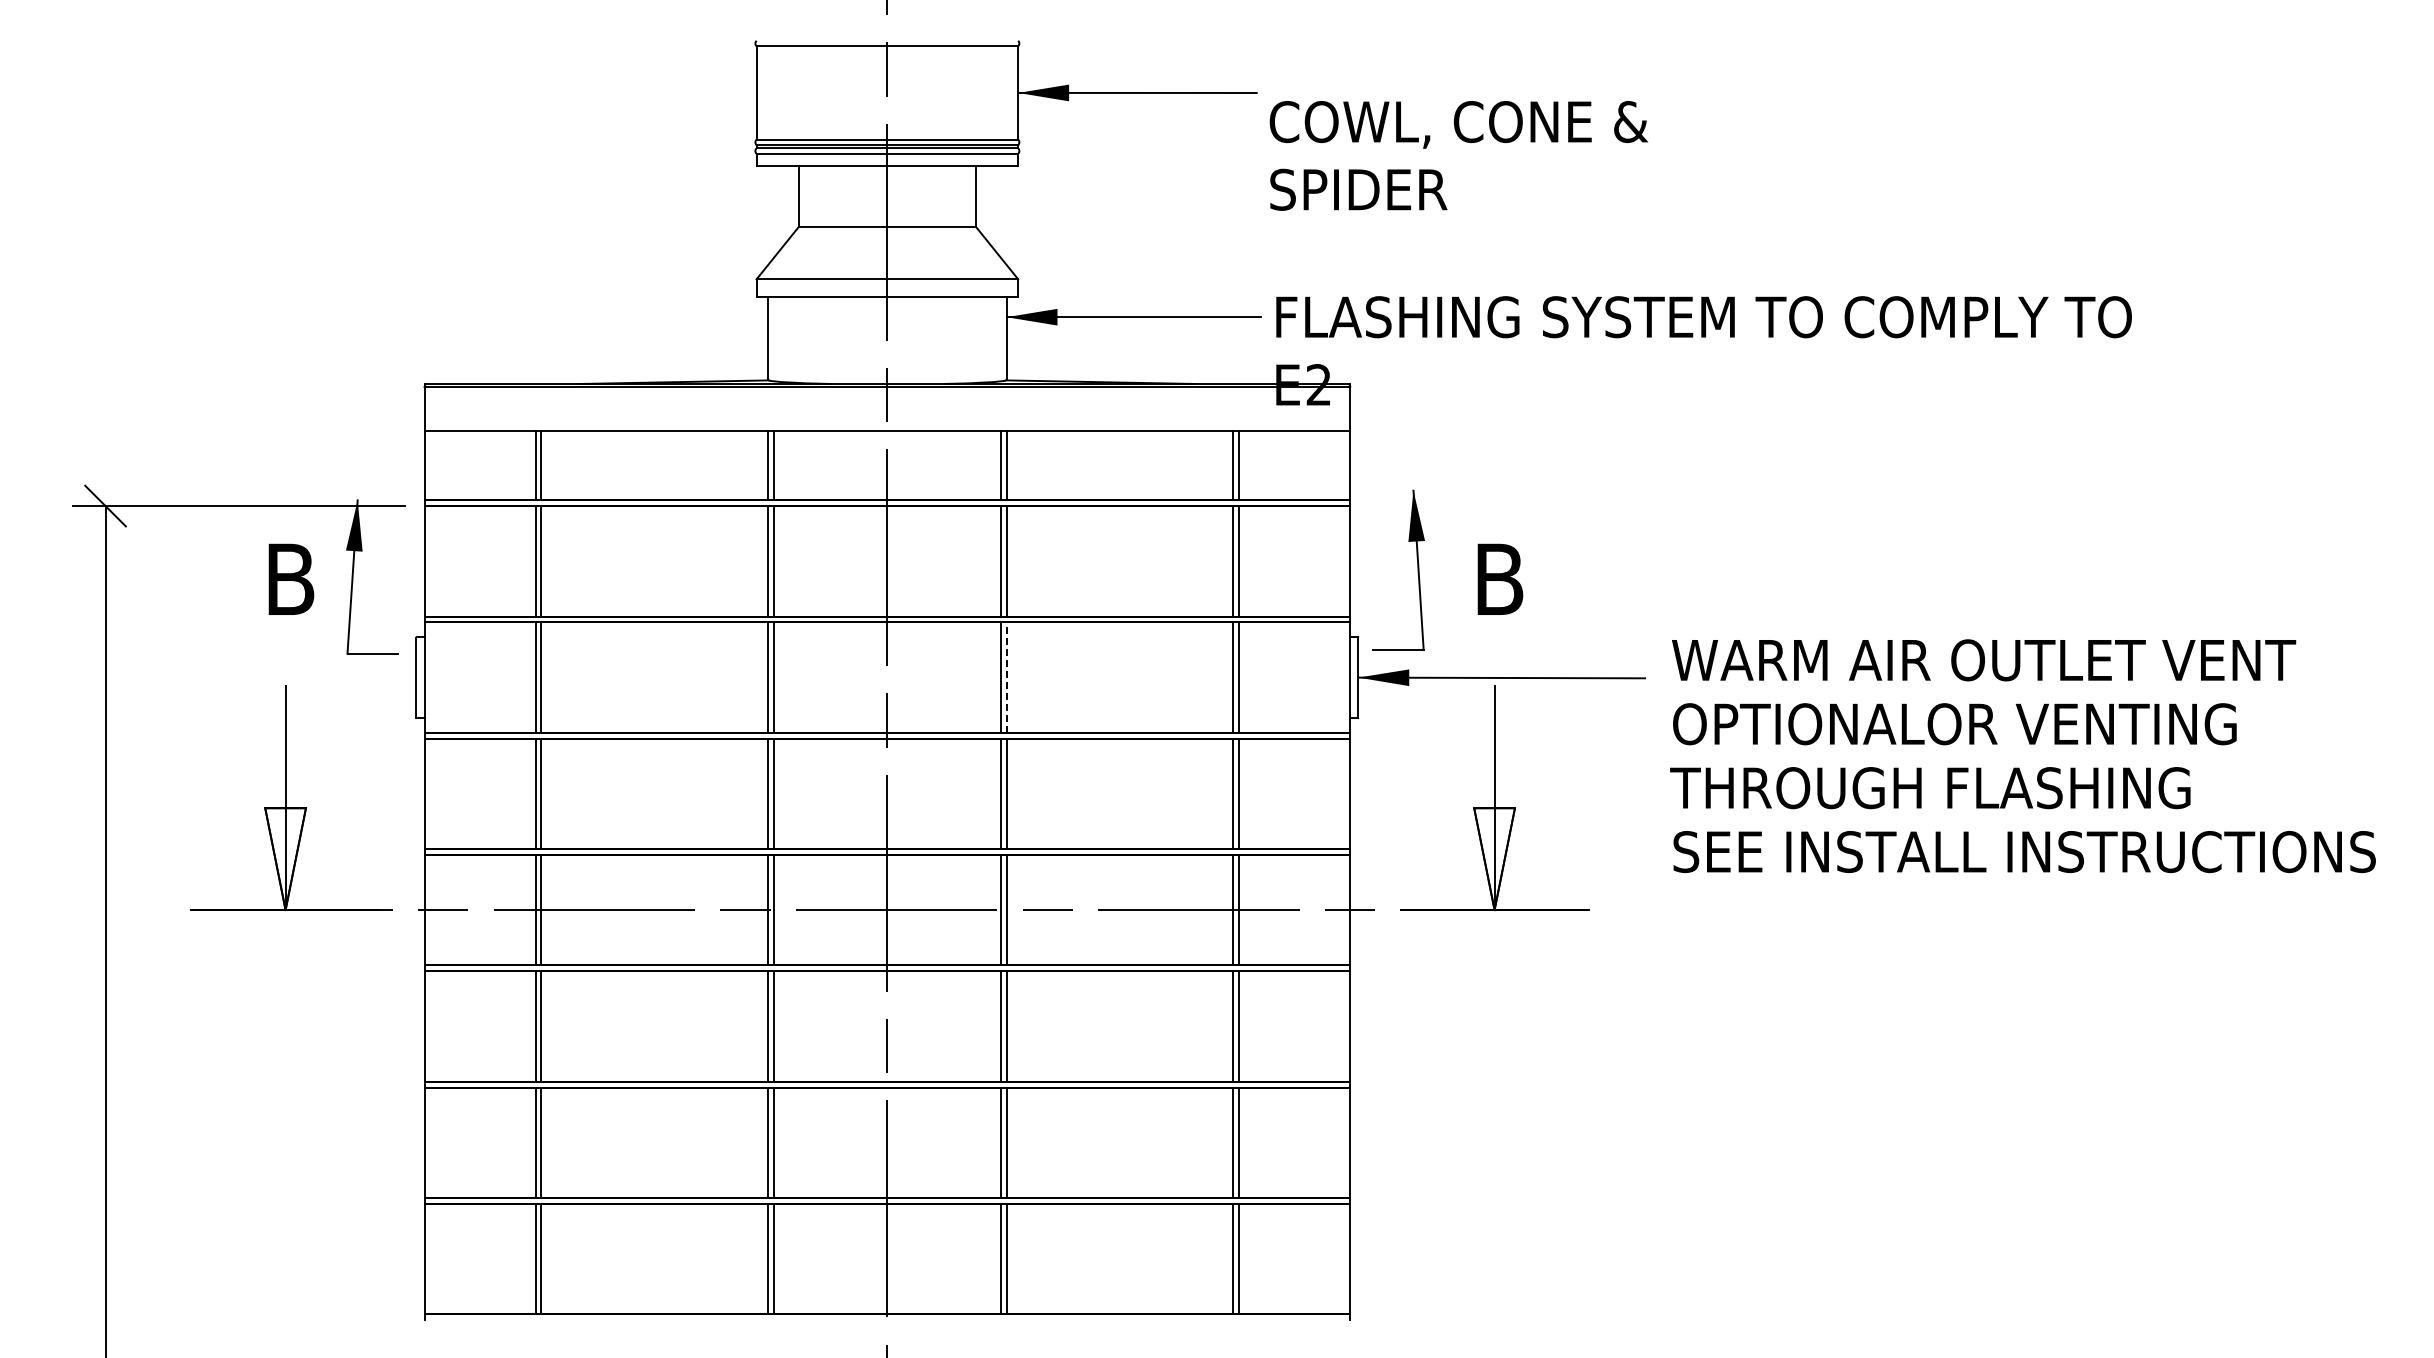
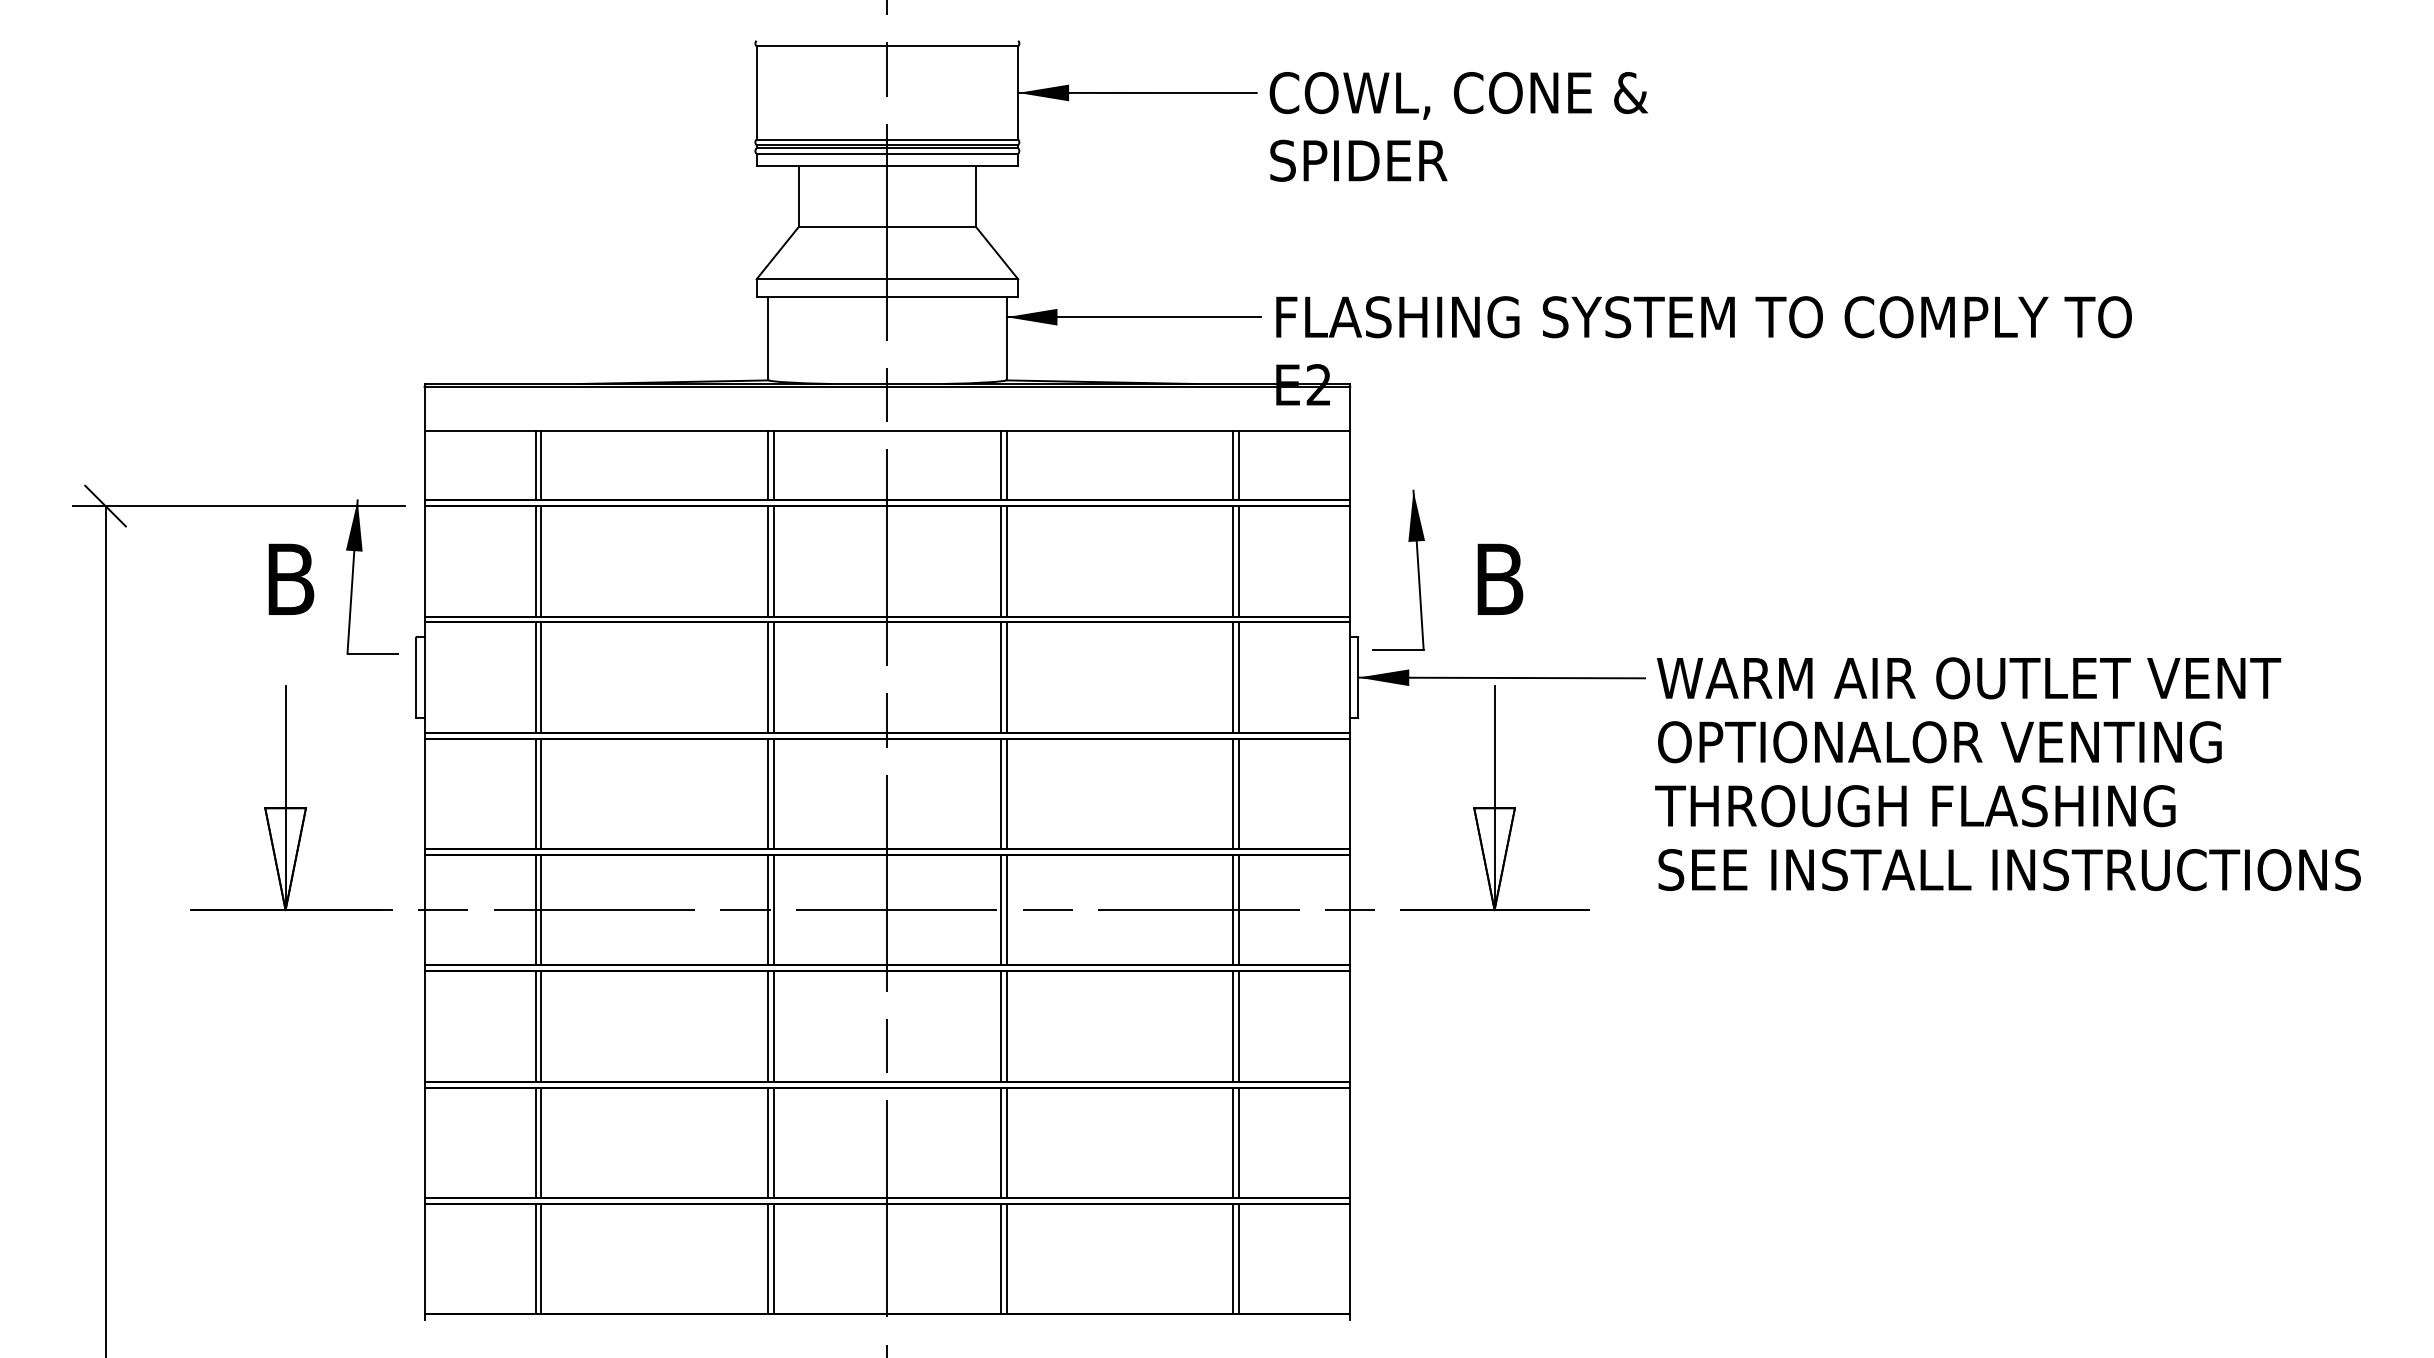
text position: (1458, 155) -> (1458, 126) (1458, 126)
line: dashed -> solid (1006, 677)
text position: (2022, 756) -> (2007, 774) (2007, 774)
